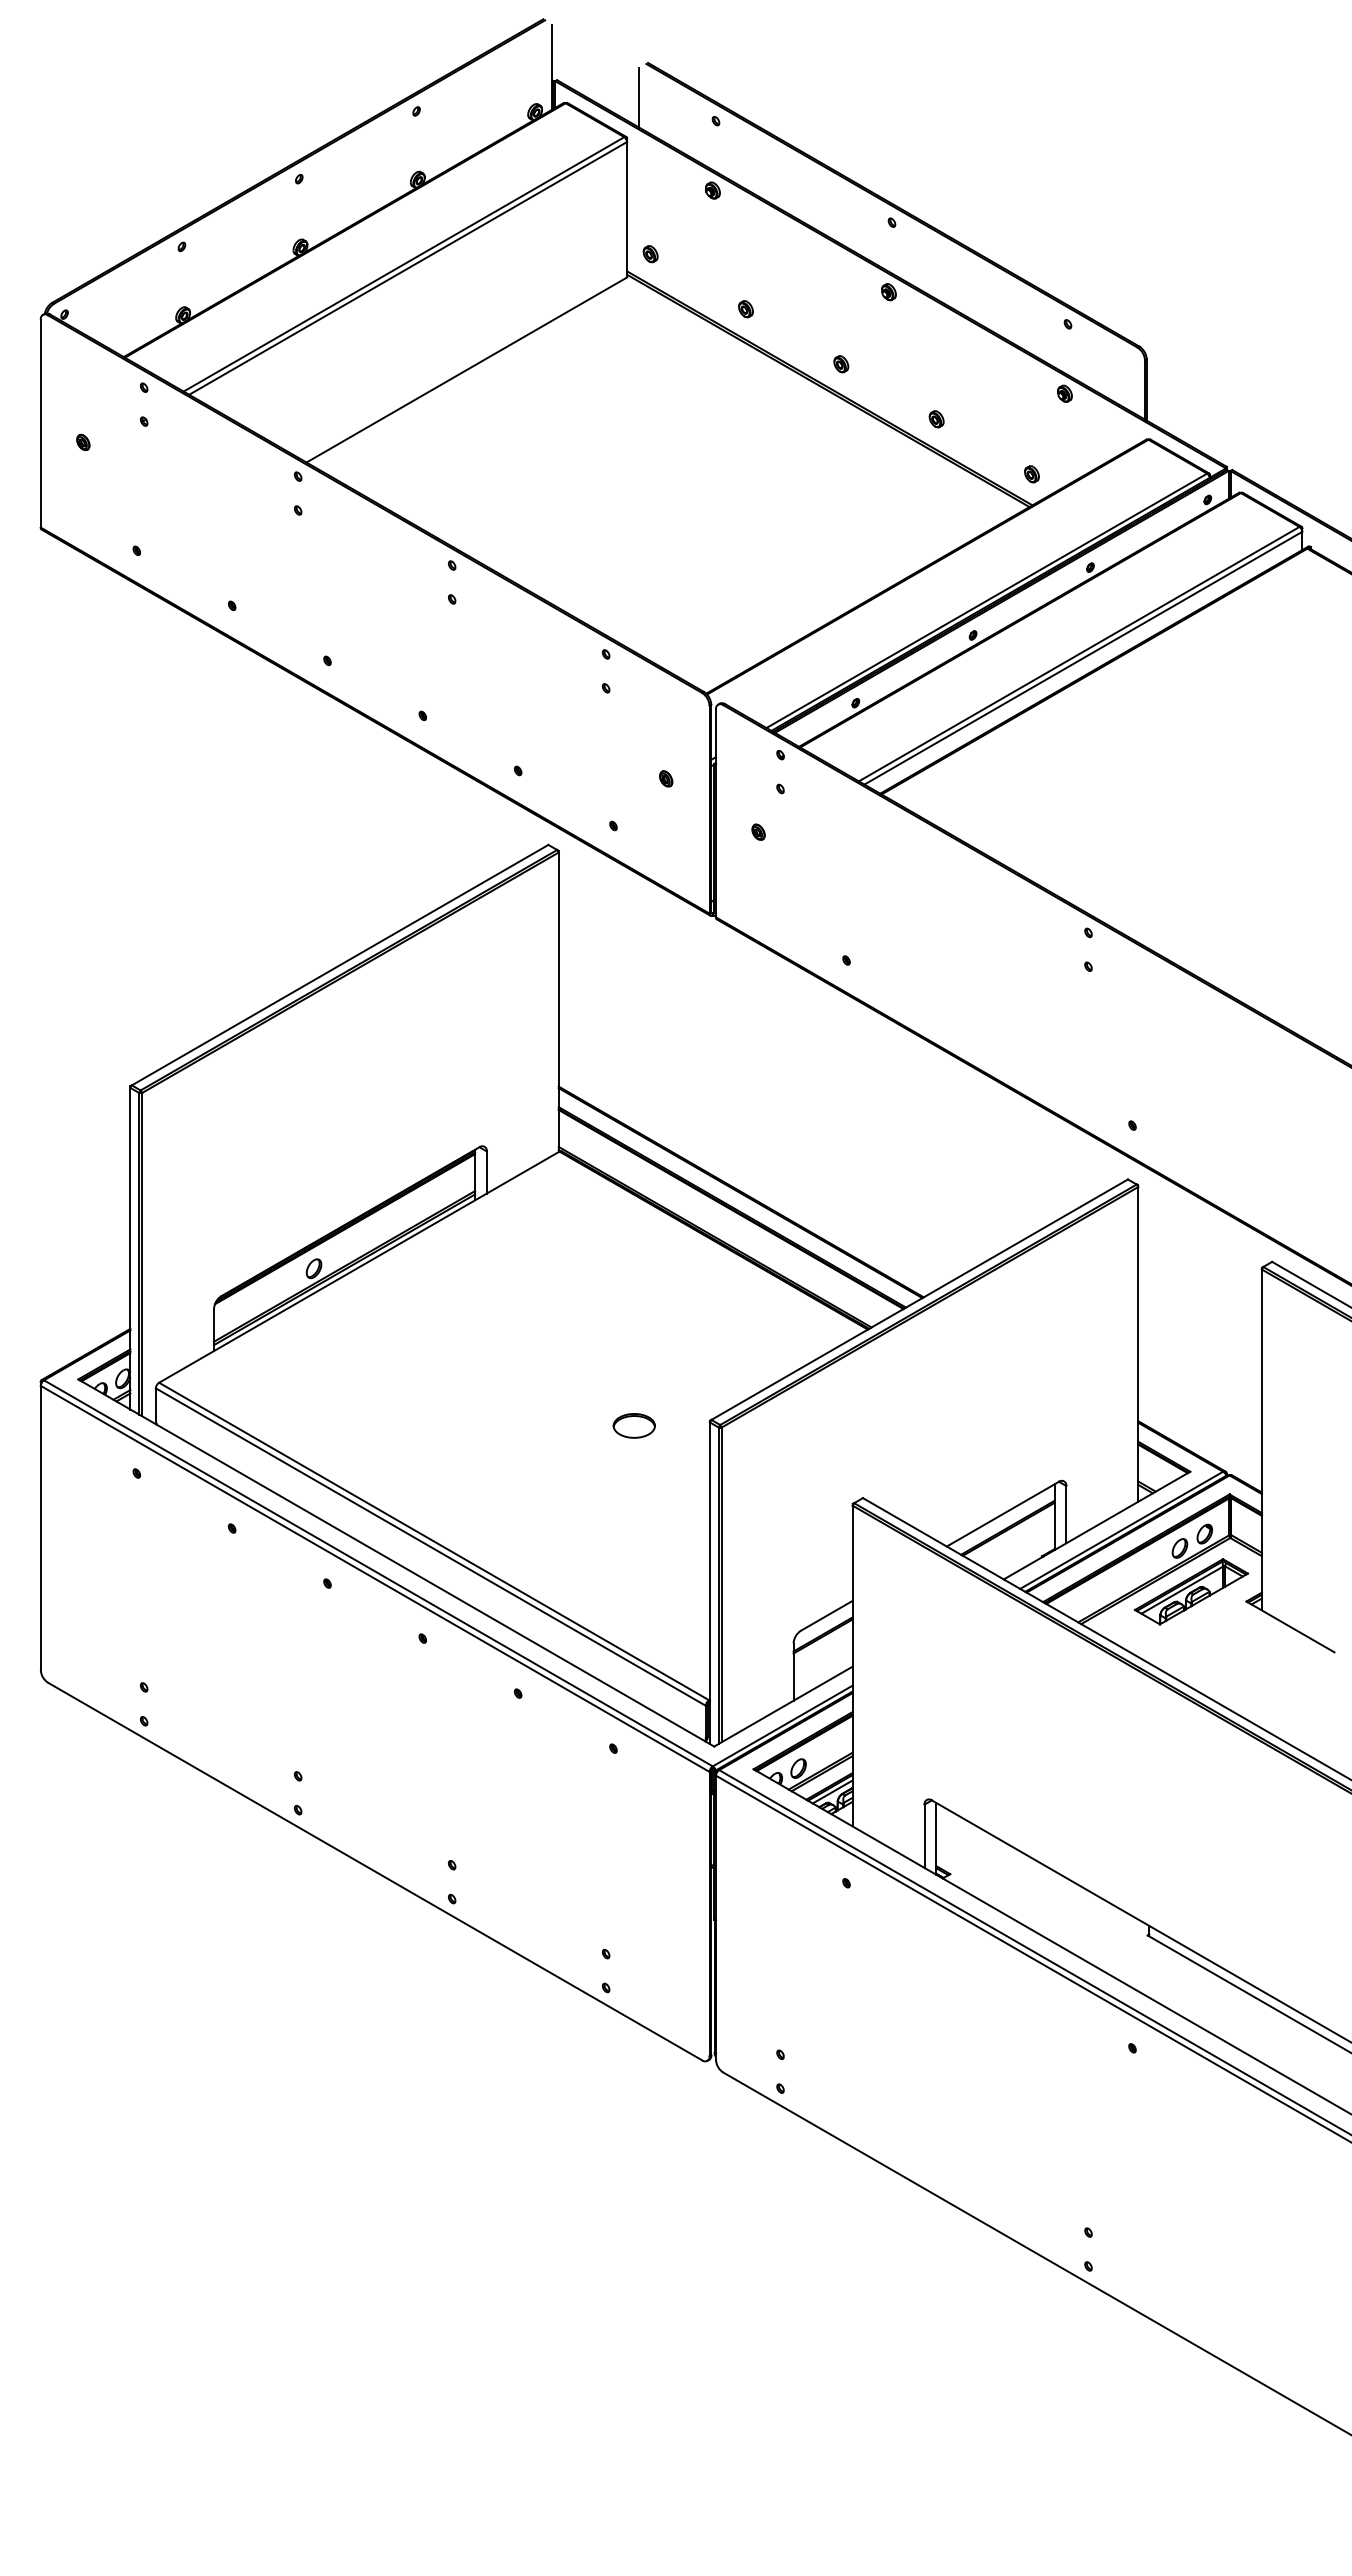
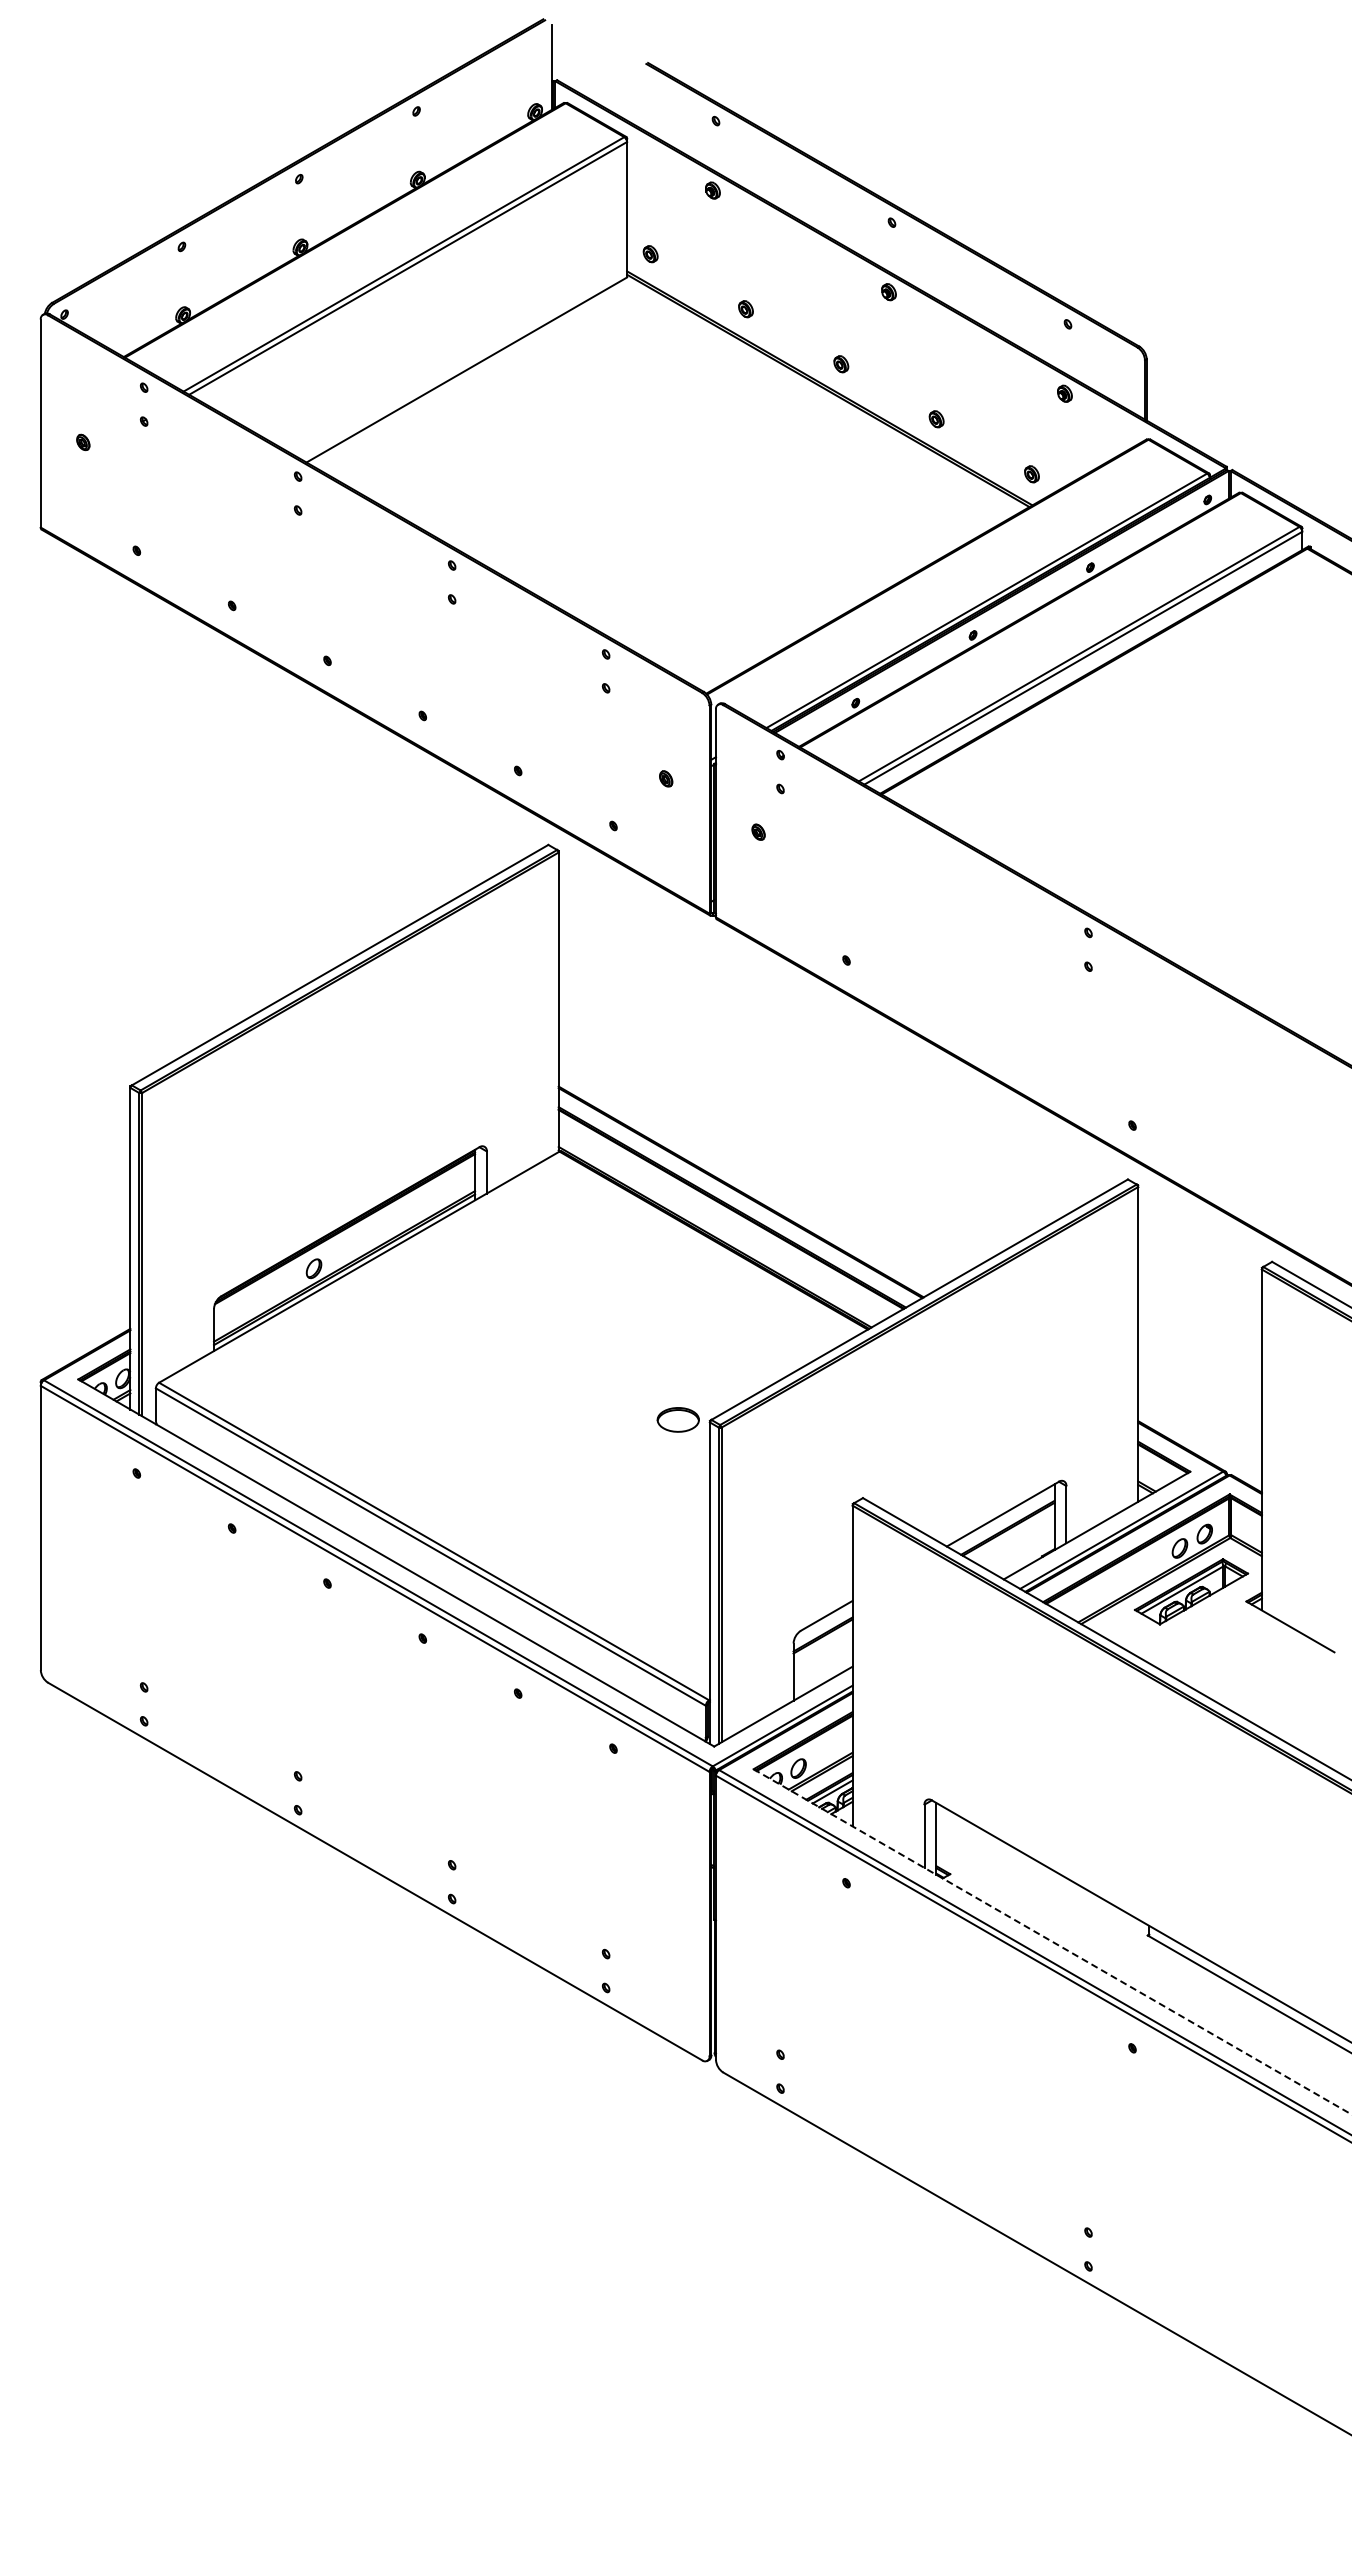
line: present -> none (639, 97)
part position: (633, 1425) -> (677, 1419) (677, 1419)
line: solid -> dashed (1053, 1942)
